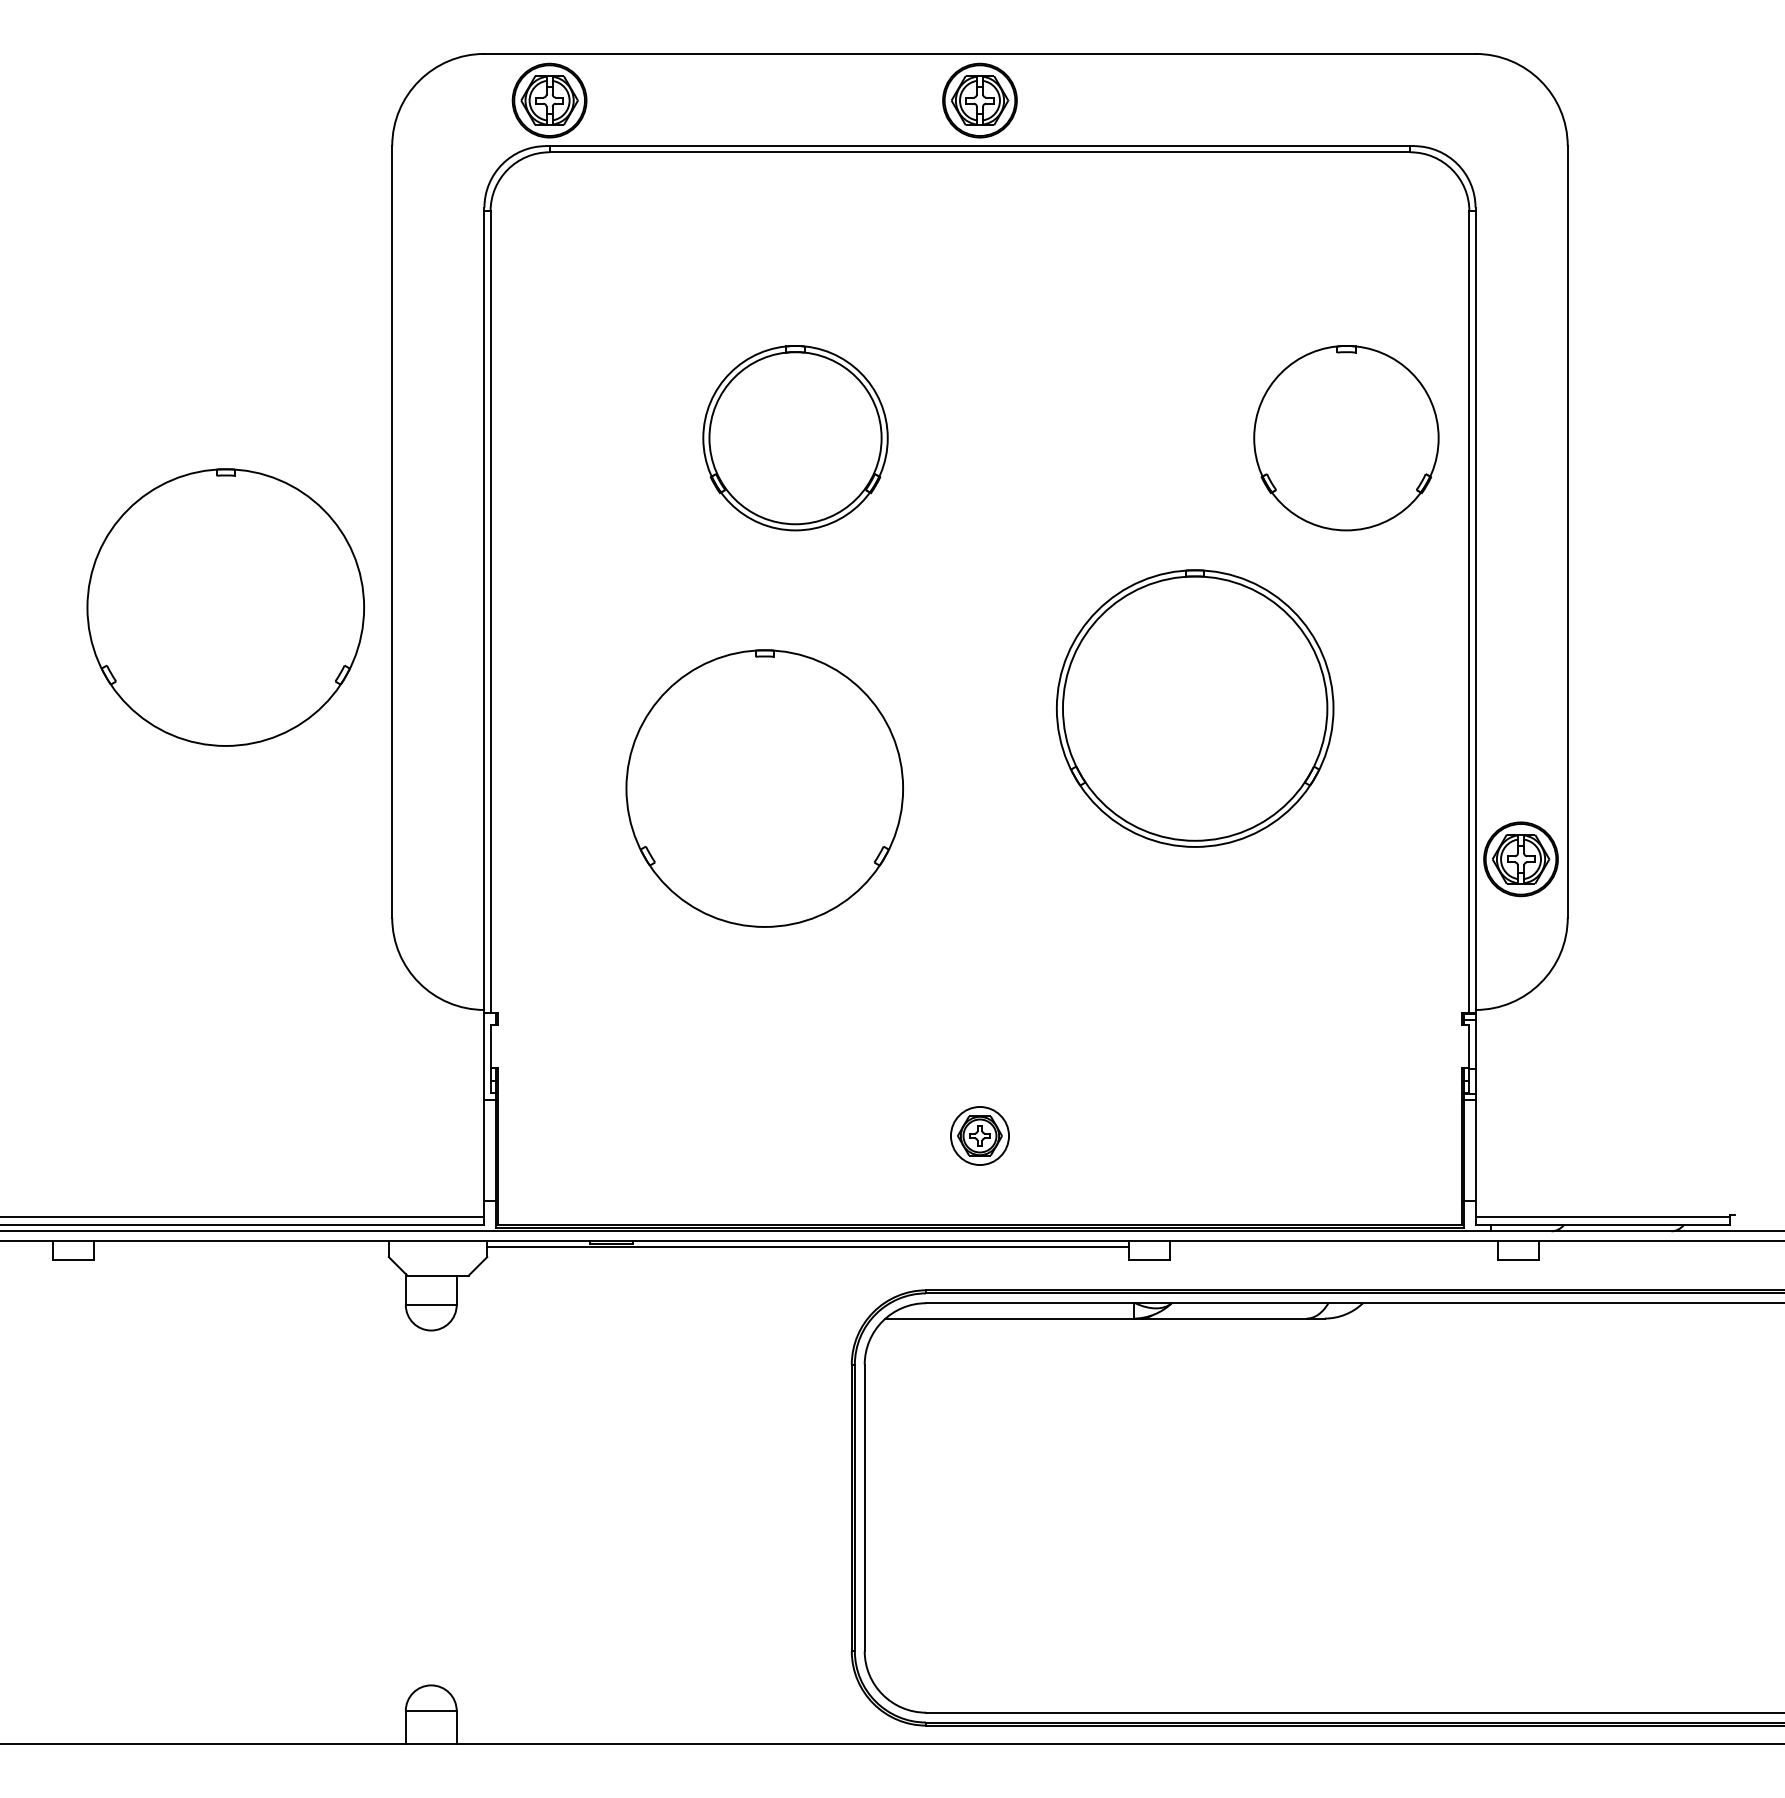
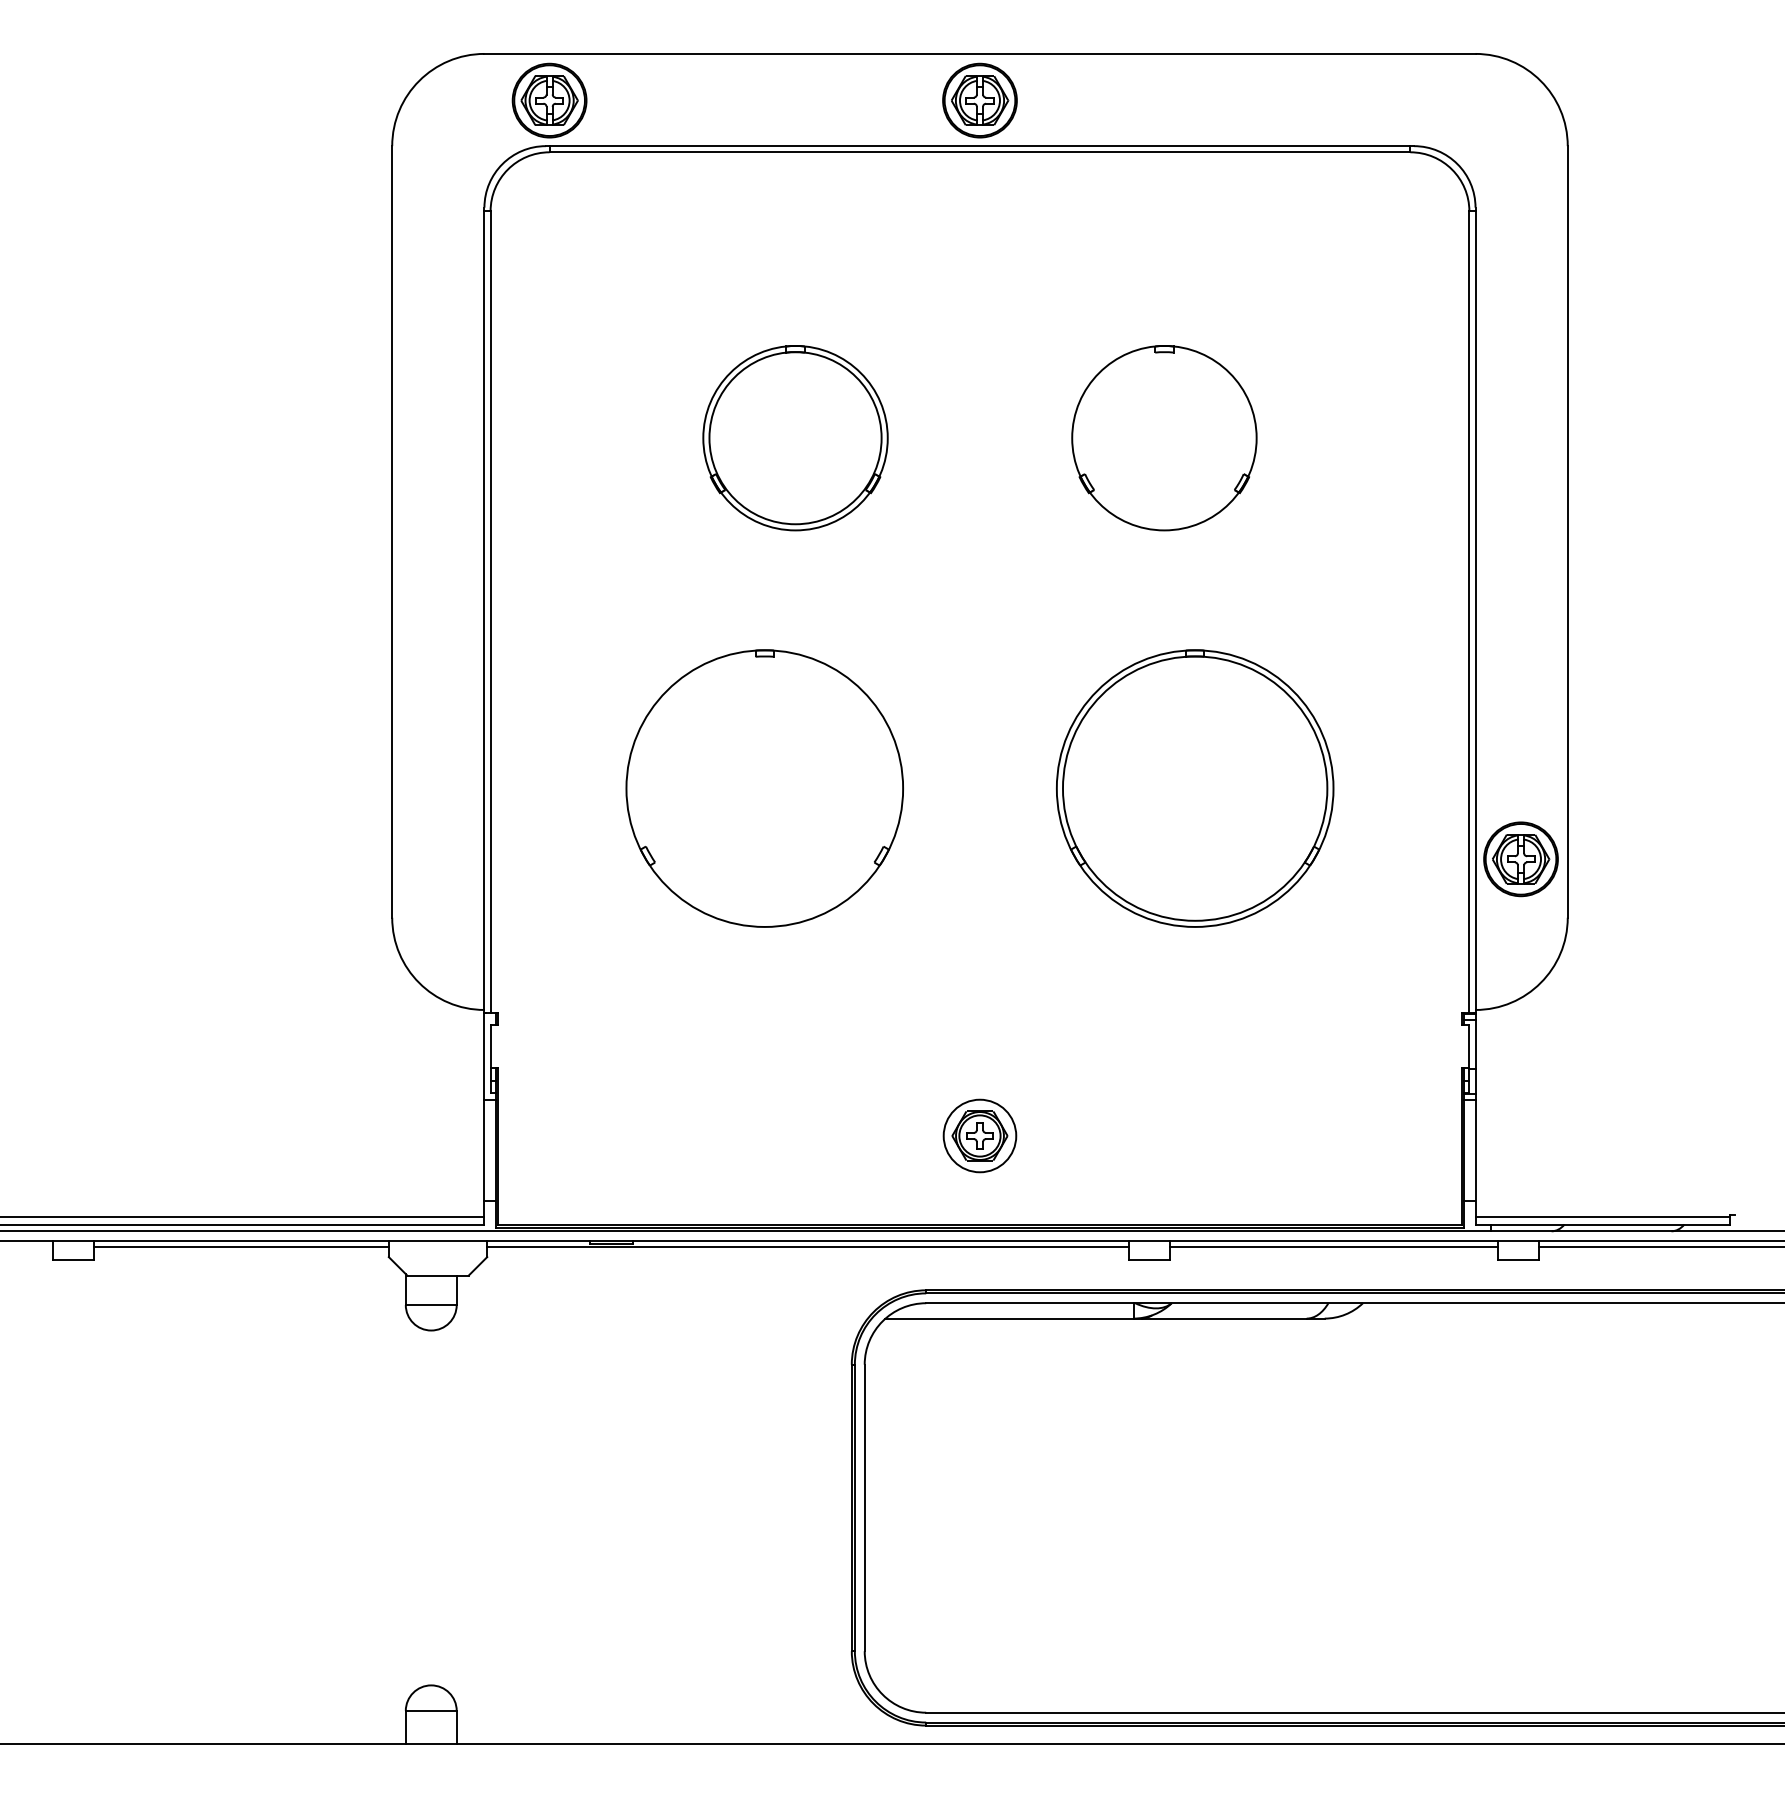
part position: (1346, 438) -> (1164, 438) (1164, 438)
part: present -> none (225, 607)
part position: (1195, 708) -> (1195, 788) (1195, 788)
part size: 60x60 px -> 76x76 px (979, 1135)
line: none -> present (240, 1247)
line: none -> present (1333, 1247)
line: none -> present (1659, 1247)
